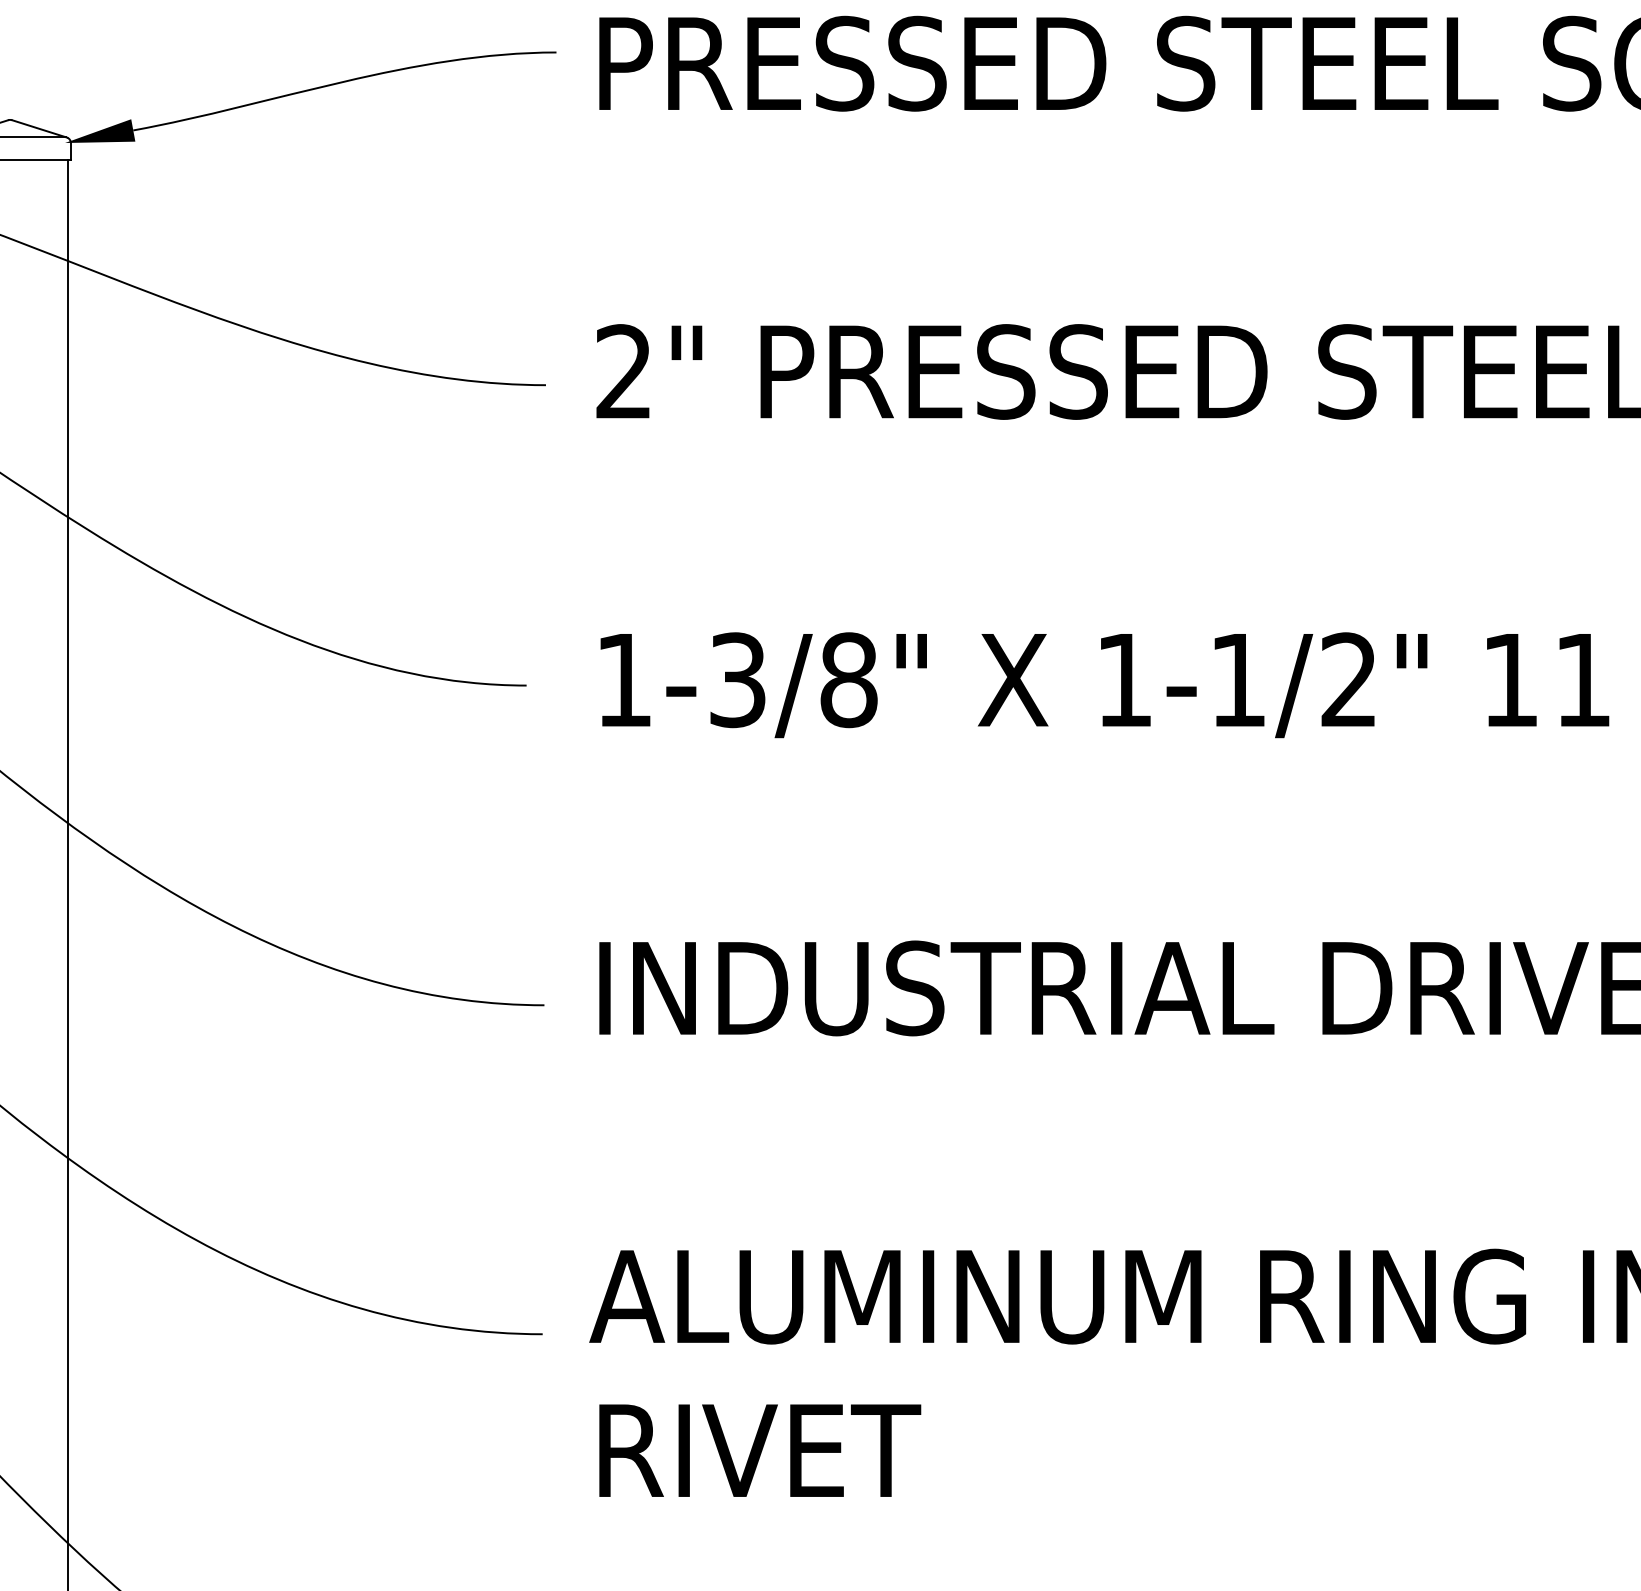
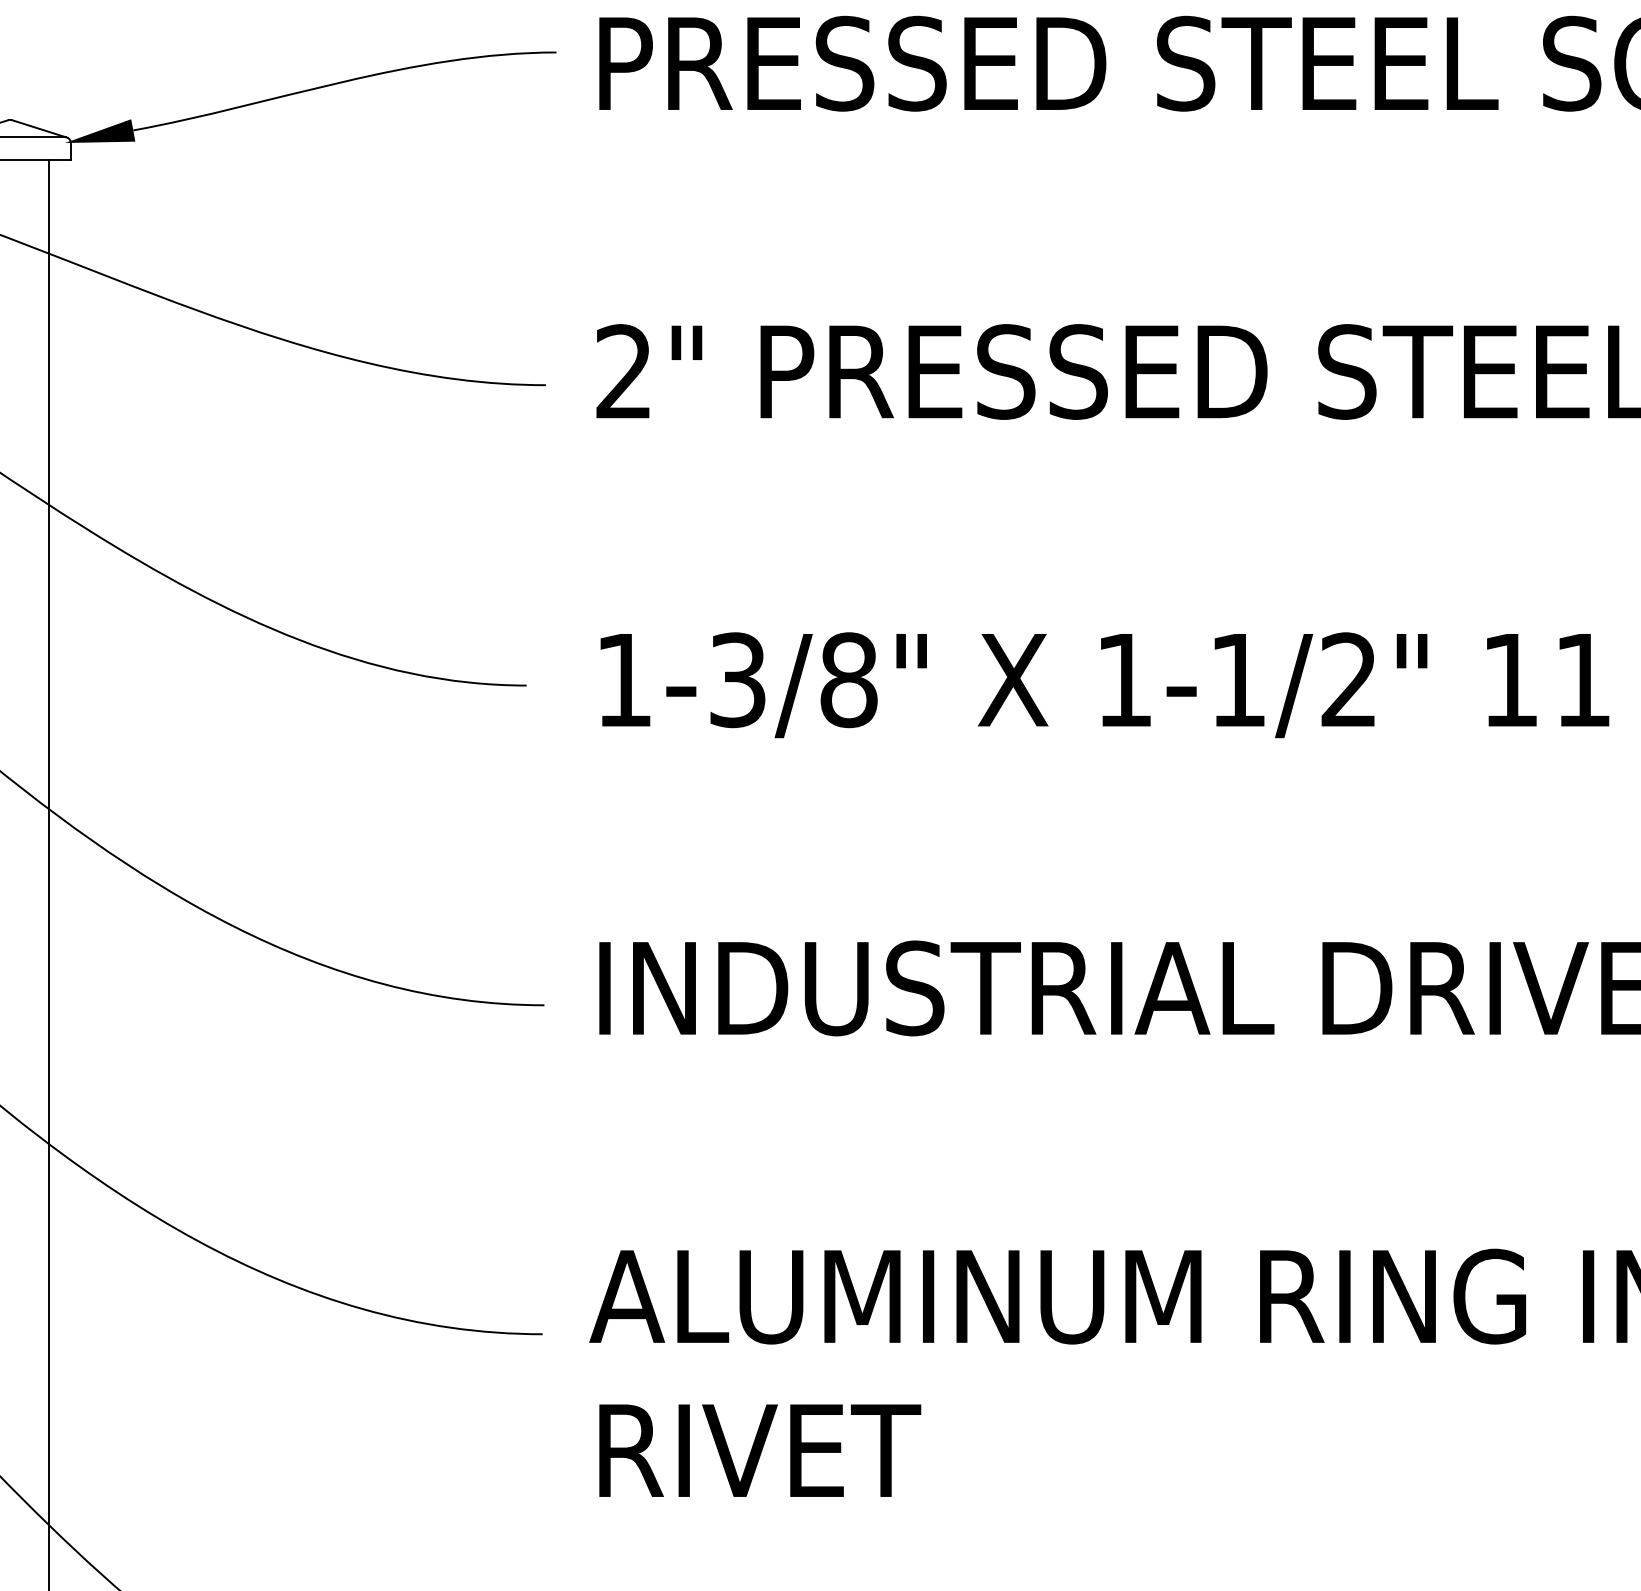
line position: (68, 873) -> (49, 873) (49, 873)
